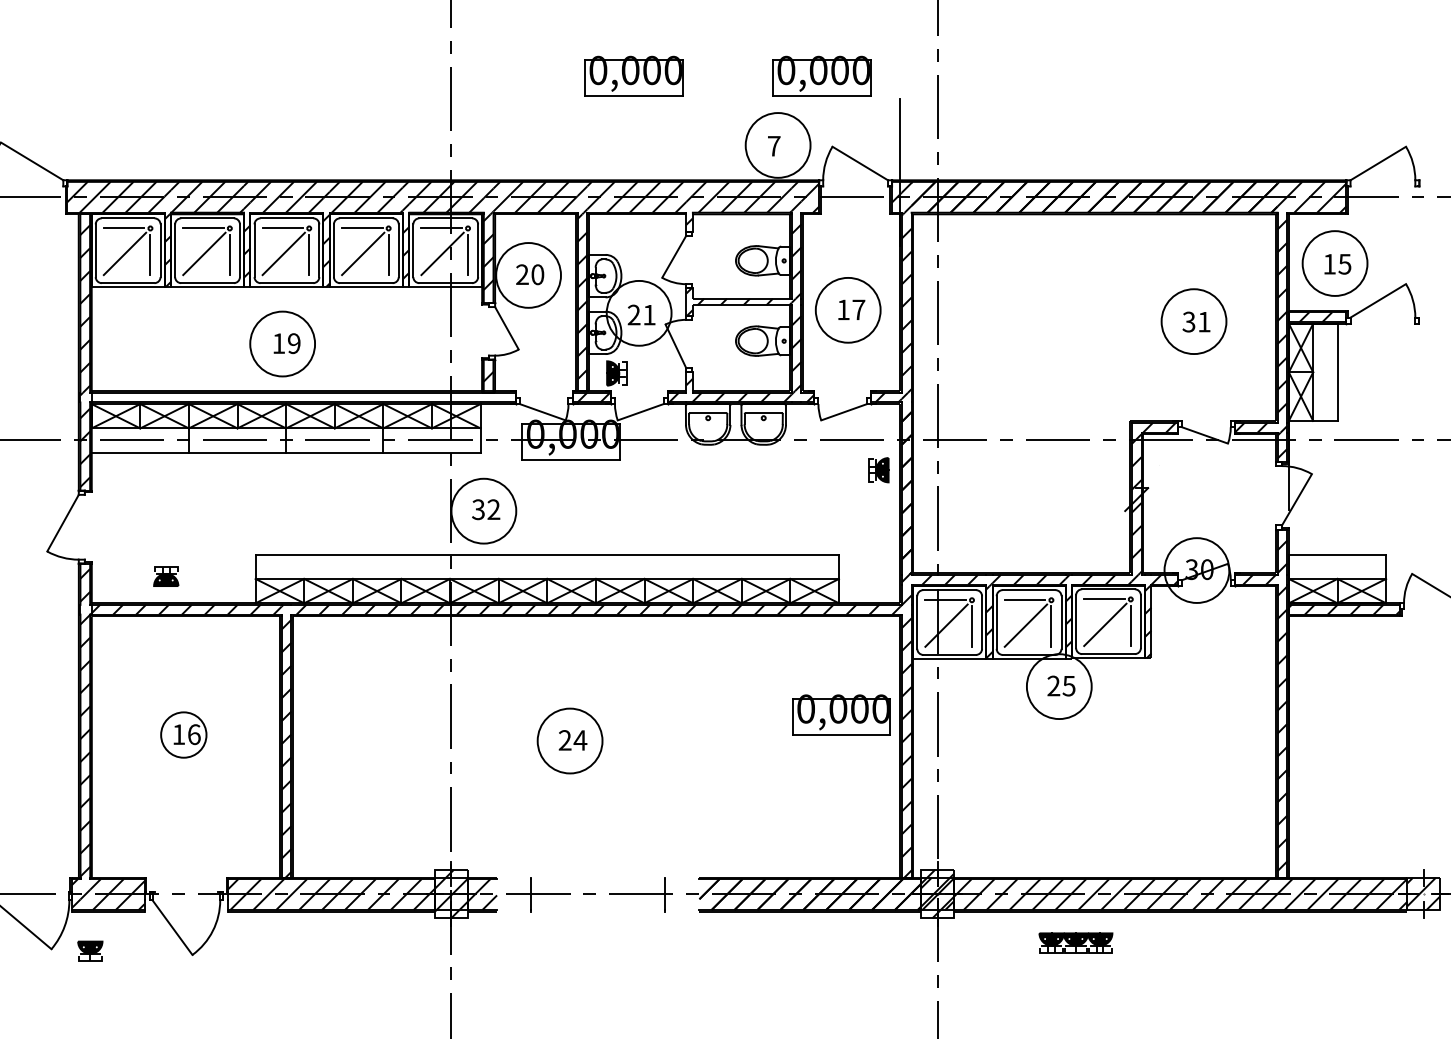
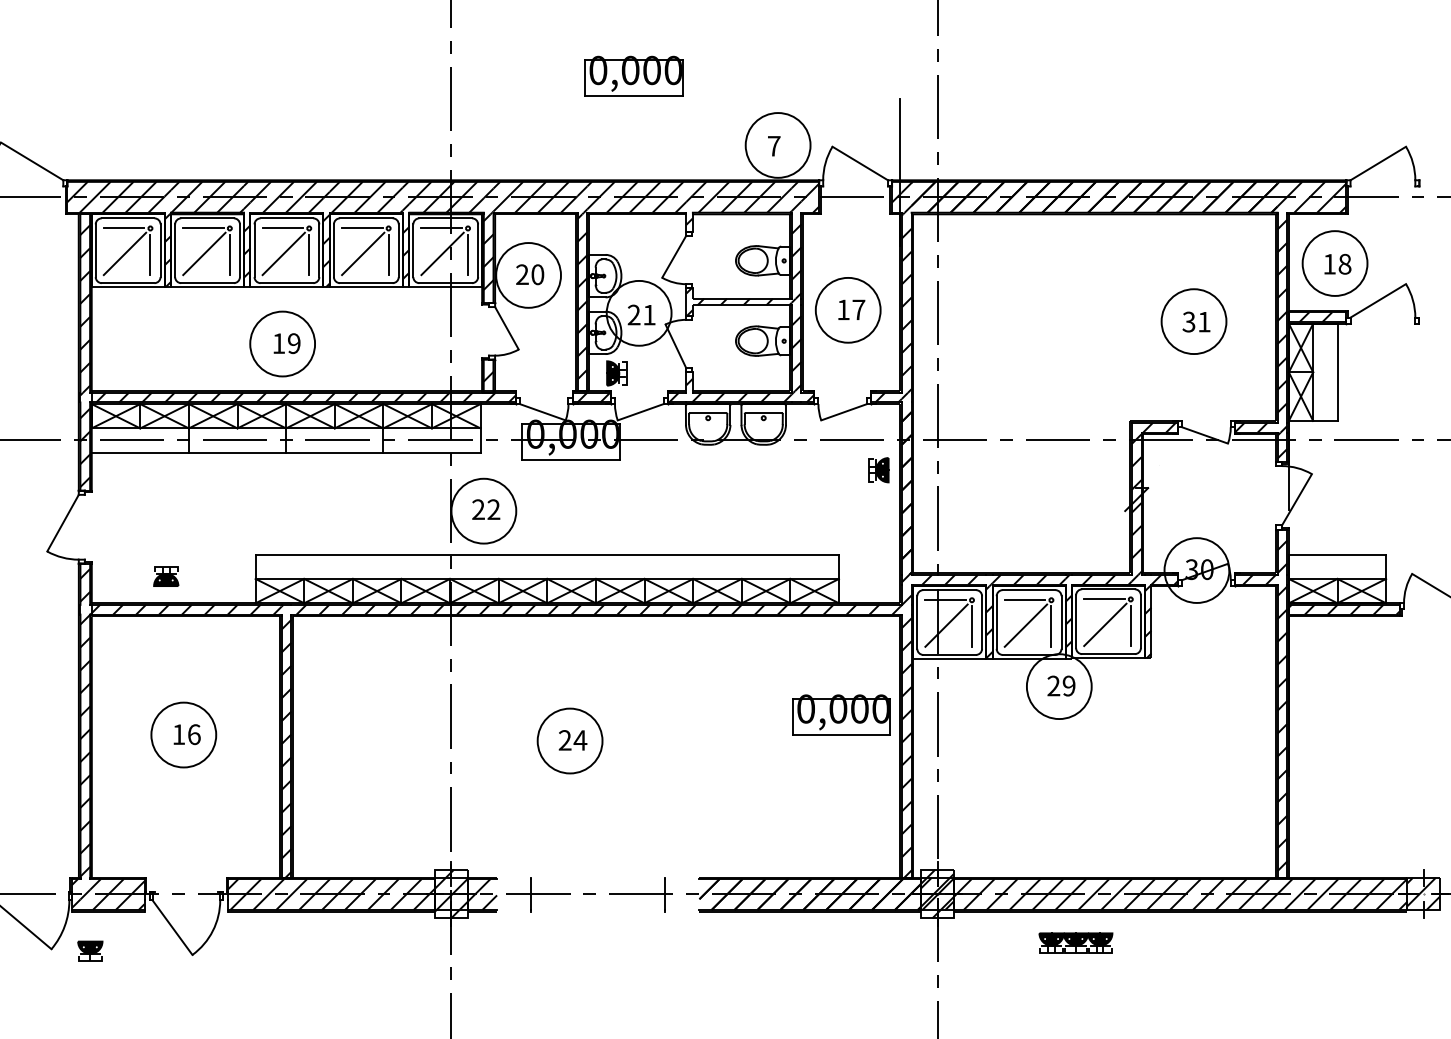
part: present -> none (821, 75)
text: 15 -> 18 (1344, 263)
hatch: none -> present (305, 397)
text: 32 -> 22 (478, 509)
text: 25 -> 29 (1068, 685)
circle diameter: 45 px -> 65 px (183, 734)
